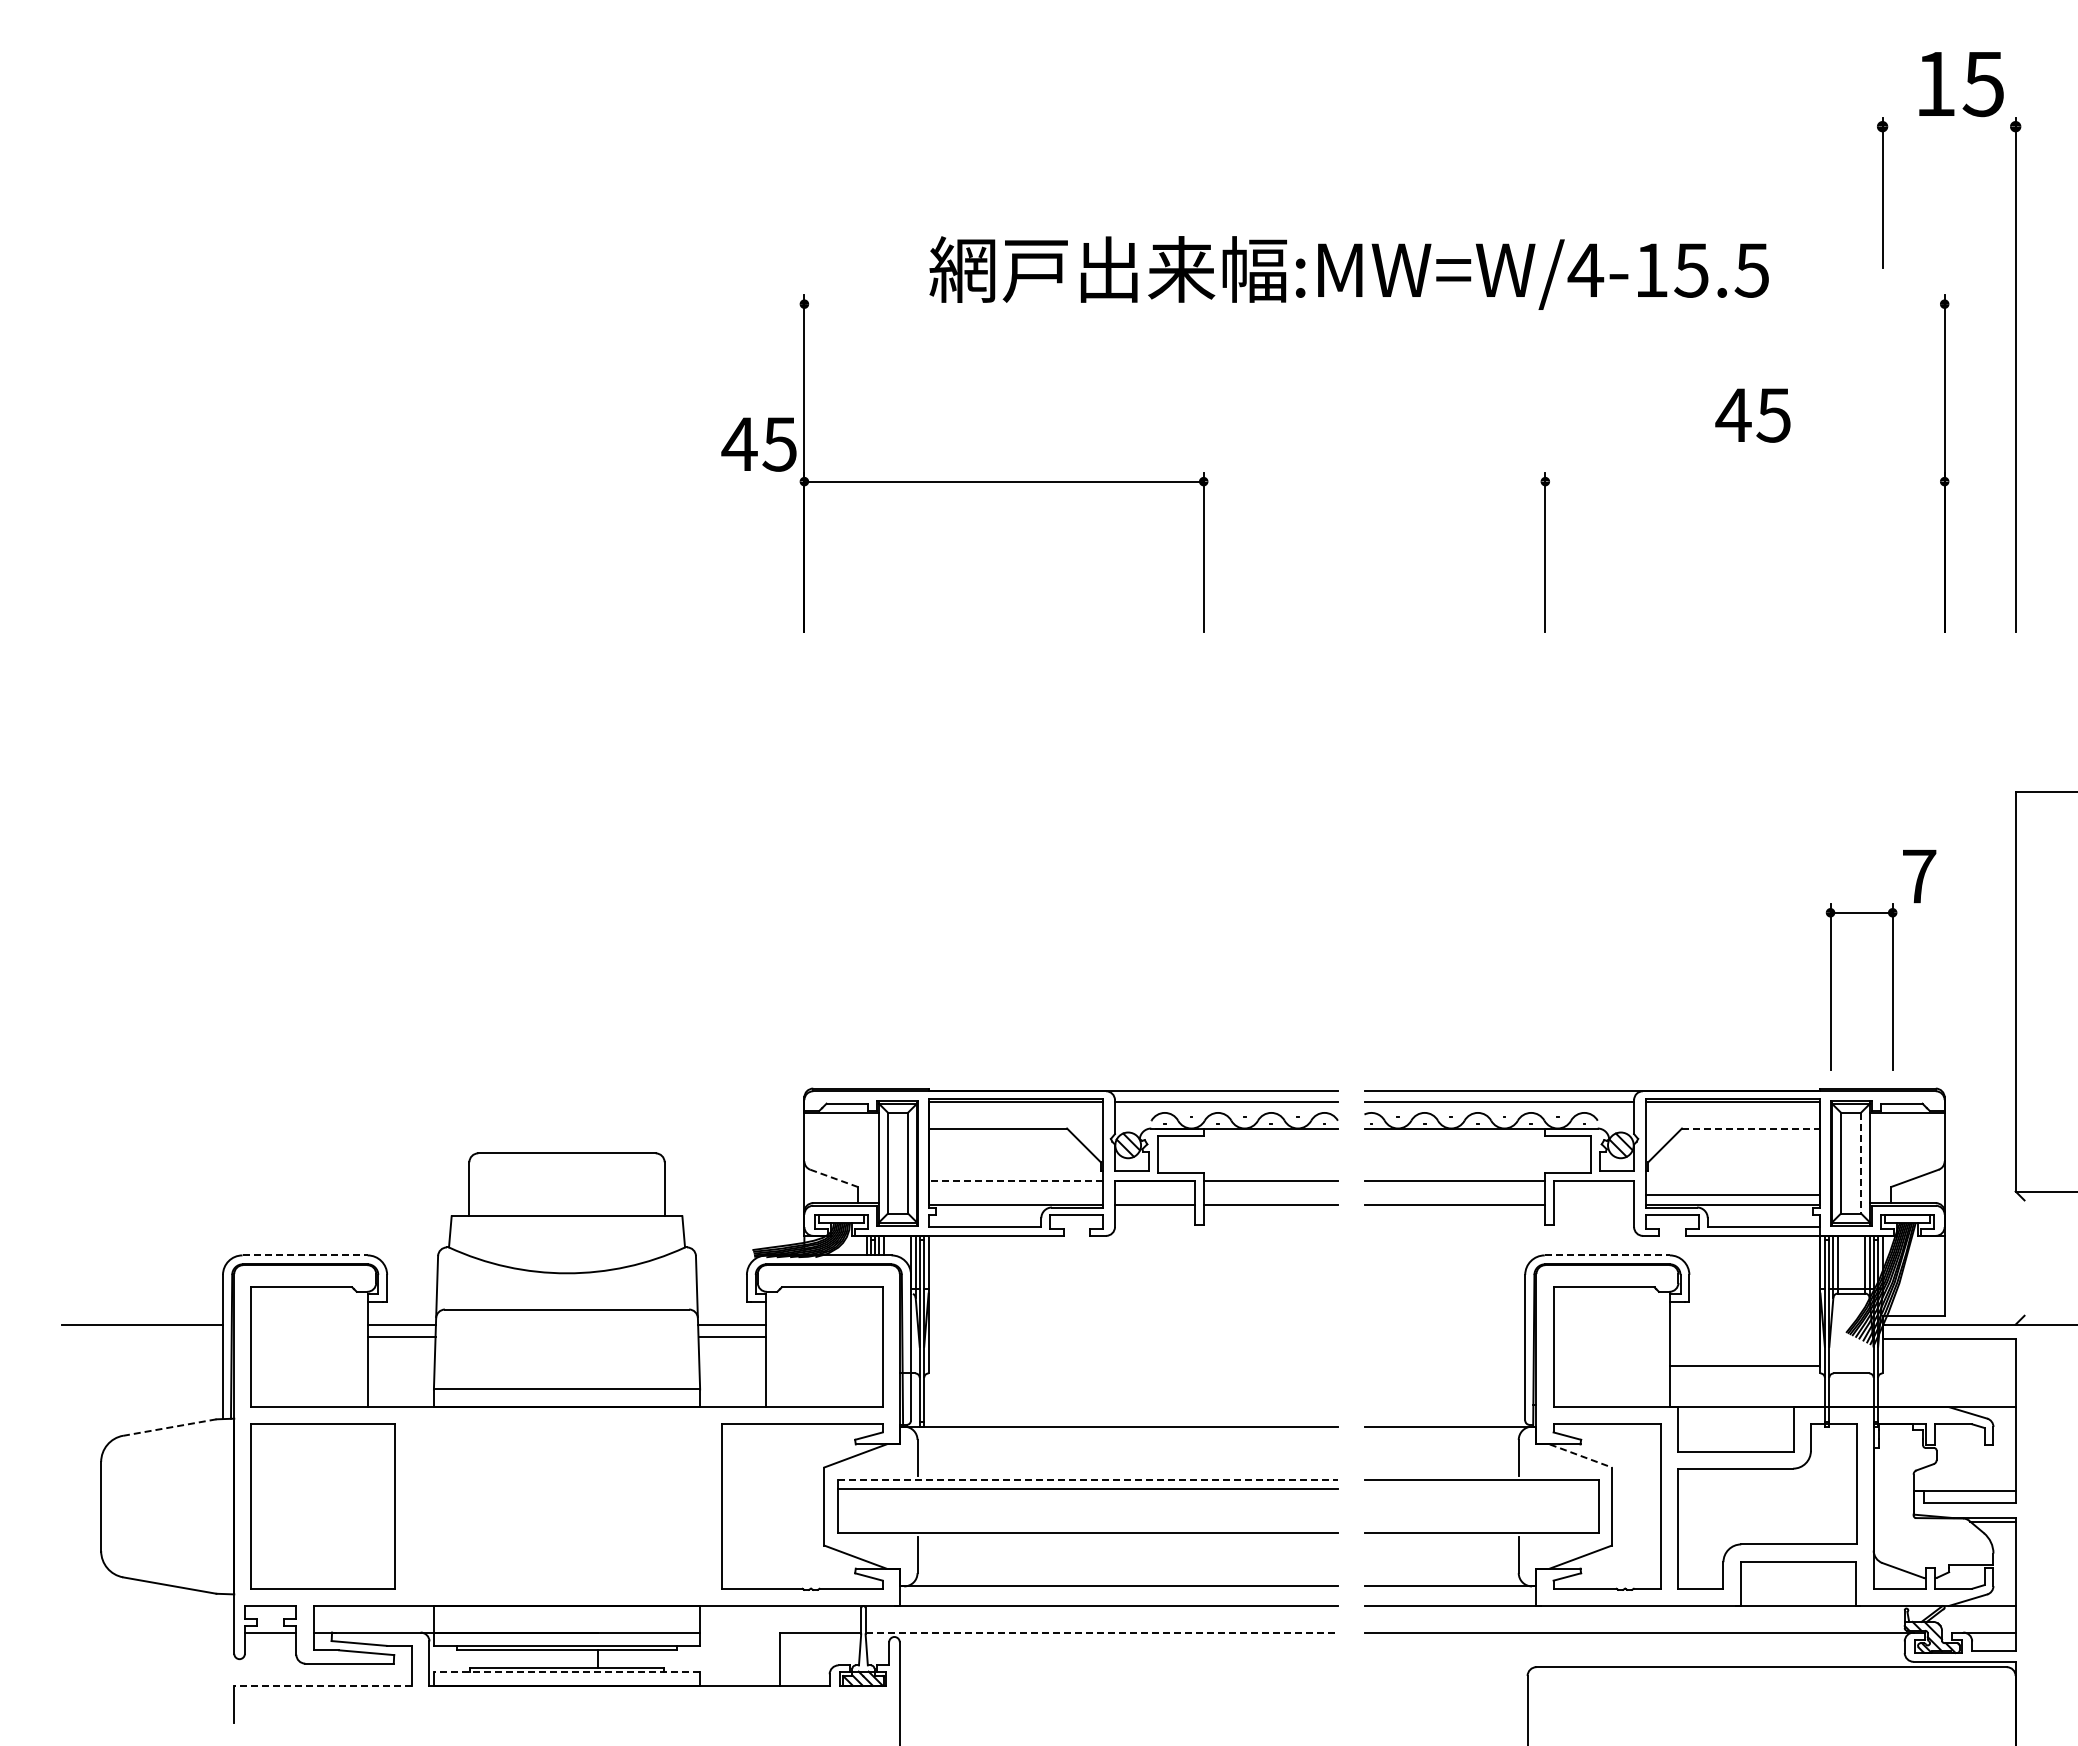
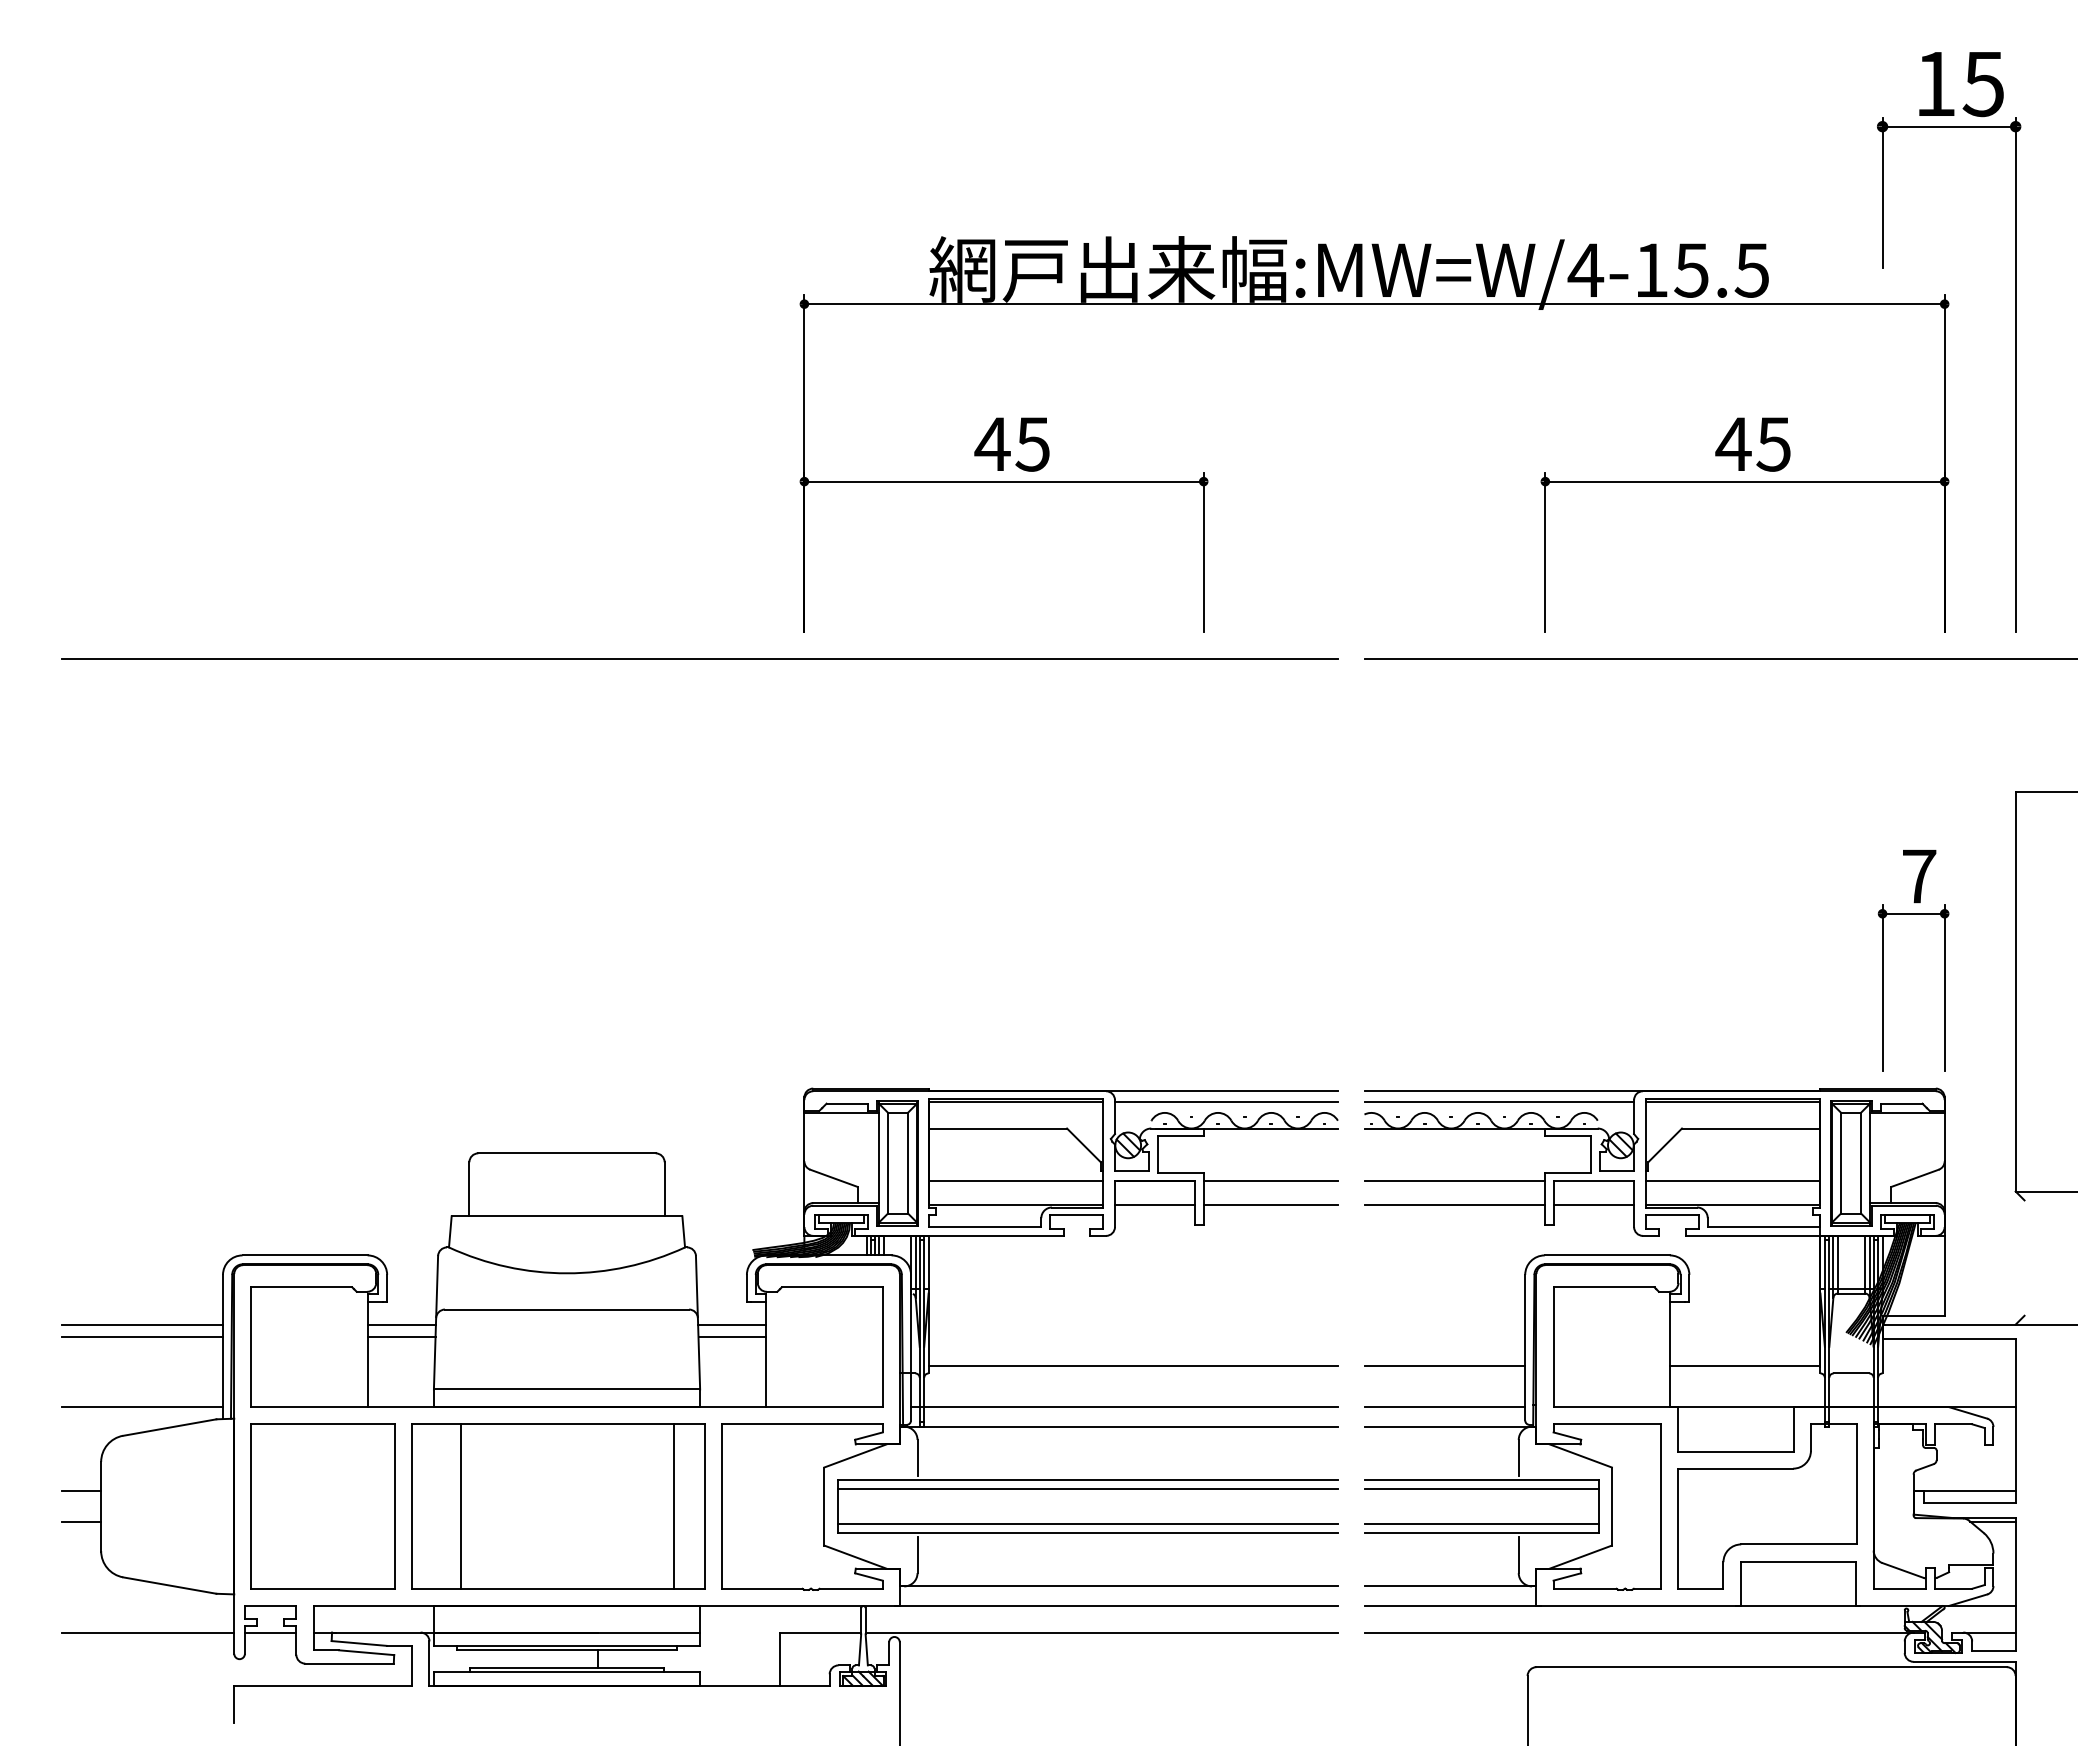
line: none -> present (1948, 126)
line: none -> present (1374, 304)
text position: (1752, 415) -> (1752, 444) (1752, 444)
text position: (758, 444) -> (1011, 444) (1011, 444)
line: none -> present (1744, 481)
line: none -> present (699, 659)
line: none -> present (1719, 659)
part position: (1831, 986) -> (1883, 987) (1883, 987)
line: dashed -> solid (1751, 1128)
line: dashed -> solid (1861, 1163)
line: dashed -> solid (834, 1178)
line: dashed -> solid (1015, 1180)
line position: (1732, 1194) -> (1732, 1180) (1732, 1180)
line: none -> present (1594, 1204)
line: dashed -> solid (305, 1255)
line: dashed -> solid (1607, 1255)
line: none -> present (142, 1337)
line: none -> present (1132, 1366)
line: none -> present (1444, 1366)
line: none -> present (142, 1407)
line: none -> present (1124, 1407)
line: none -> present (1444, 1407)
line: dashed -> solid (169, 1427)
line: dashed -> solid (1581, 1456)
line: dashed -> solid (1088, 1479)
line: none -> present (1481, 1488)
line: none -> present (81, 1491)
part: none -> present (558, 1506)
line: none -> present (81, 1521)
line: none -> present (1087, 1524)
line: none -> present (1481, 1524)
line: none -> present (148, 1632)
line: dashed -> solid (1102, 1632)
line: dashed -> solid (566, 1672)
line: dashed -> solid (322, 1685)
